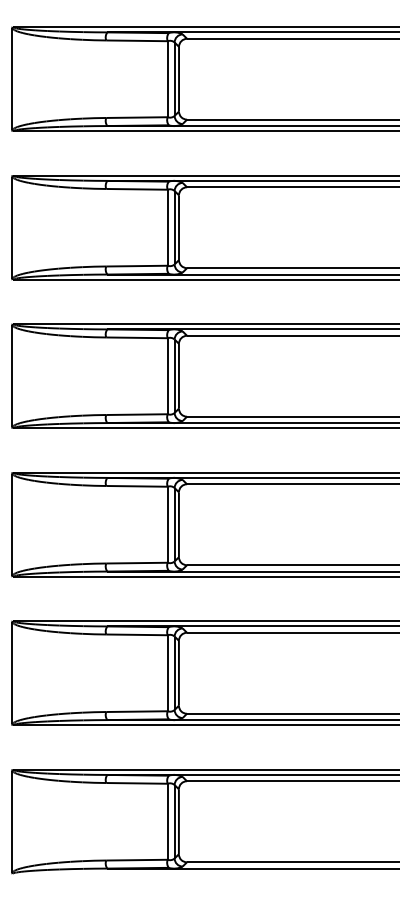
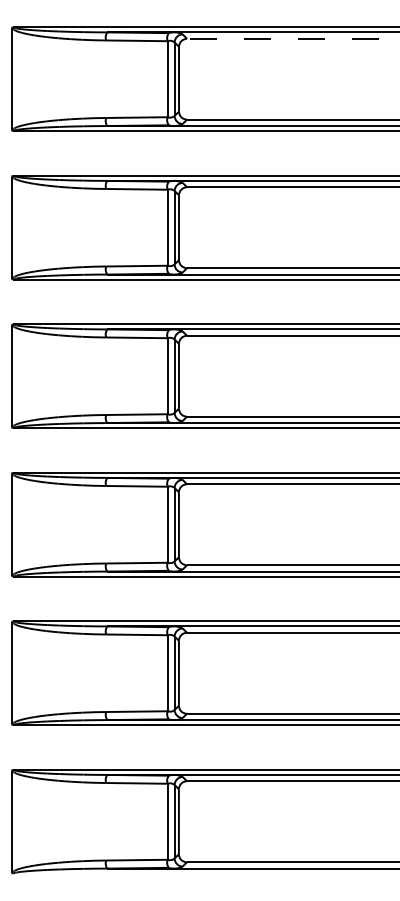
line: solid -> dashed (292, 38)
